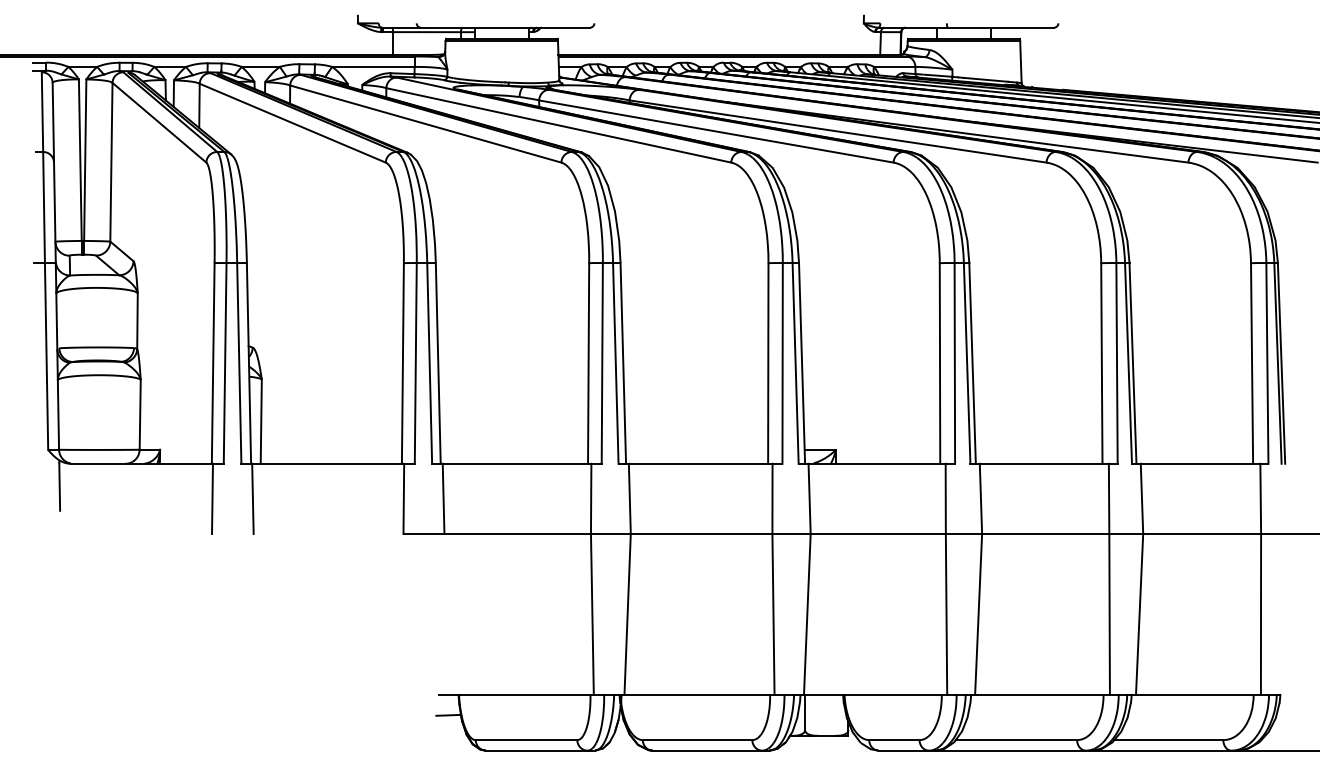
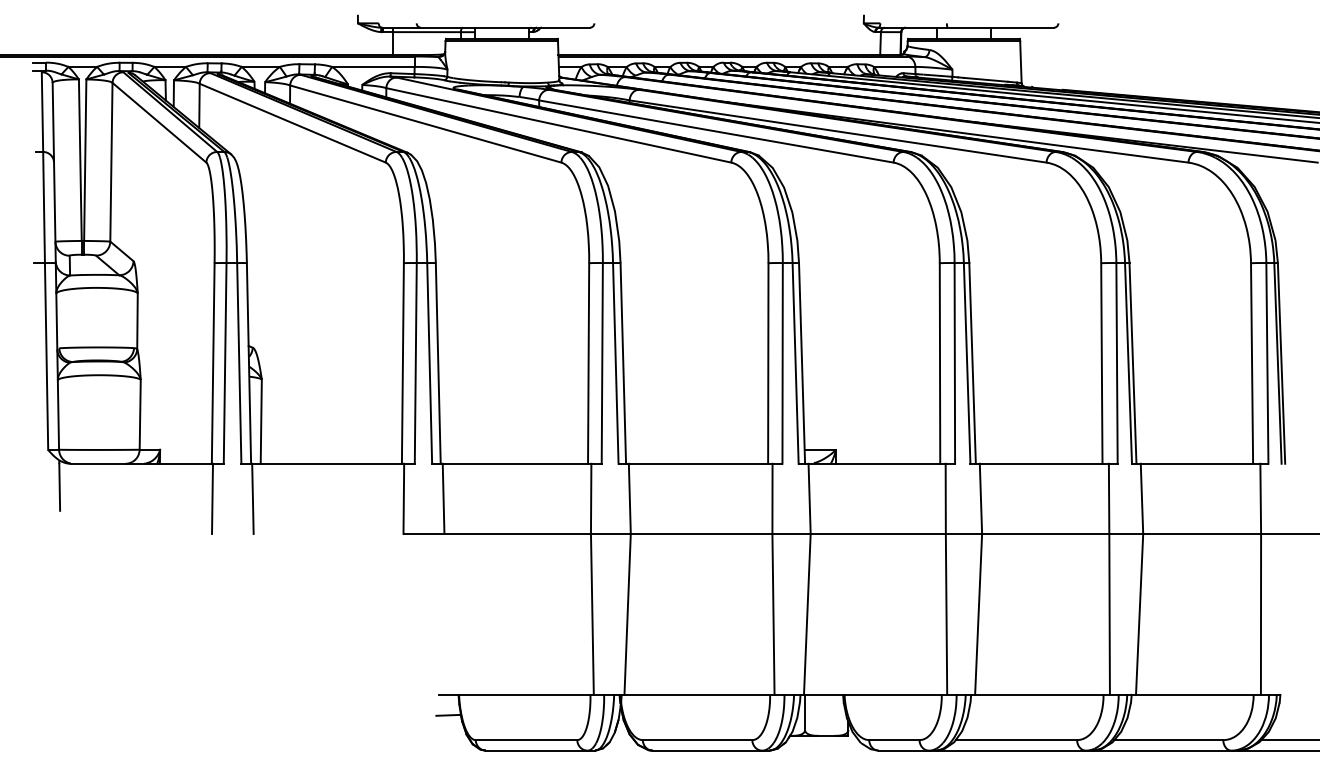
line: none -> present (1288, 740)
